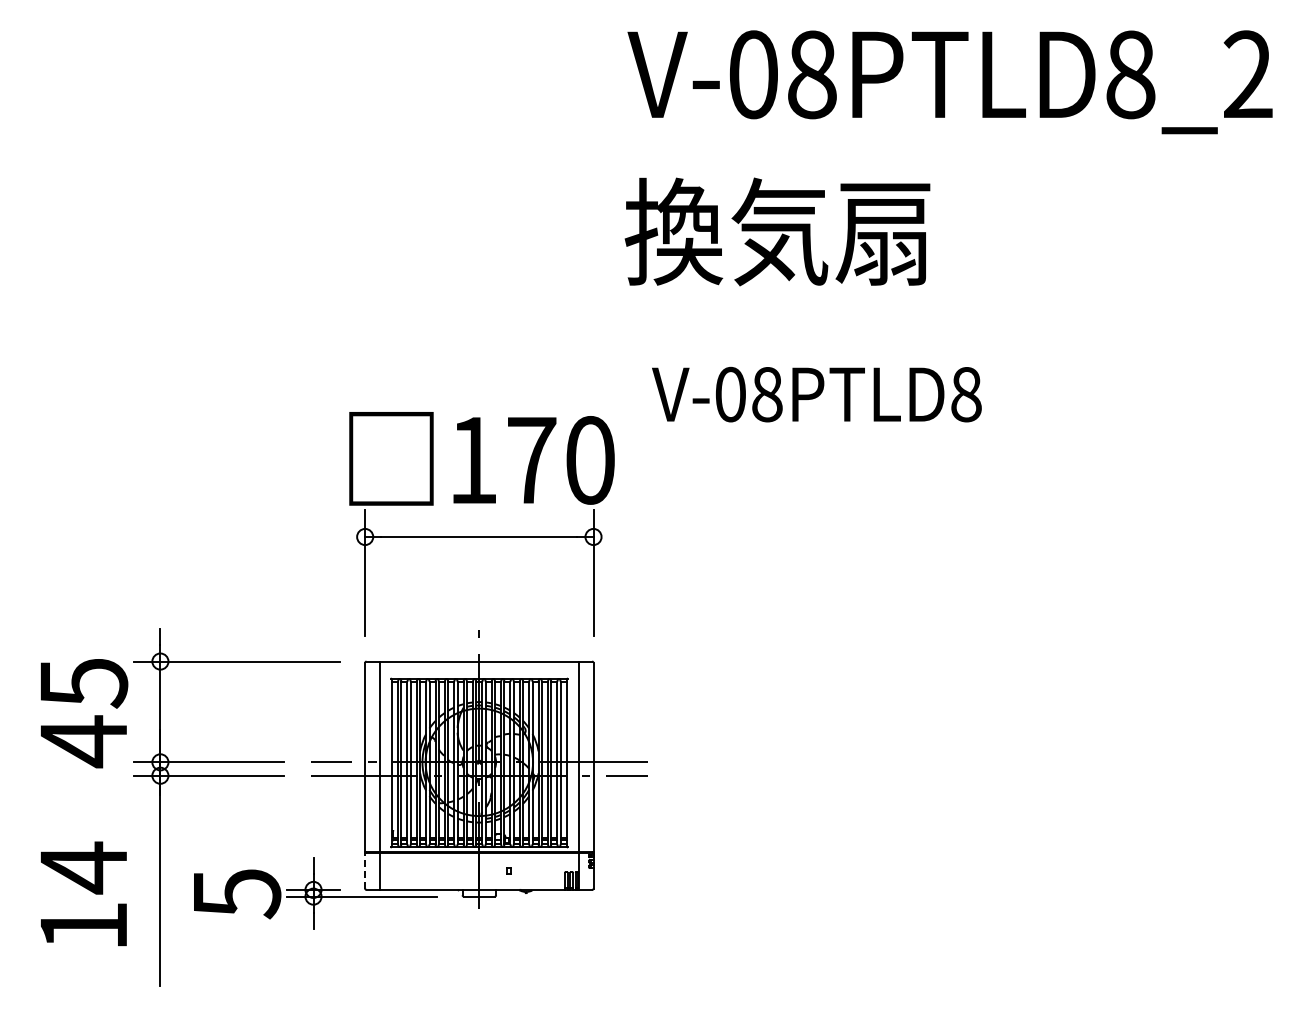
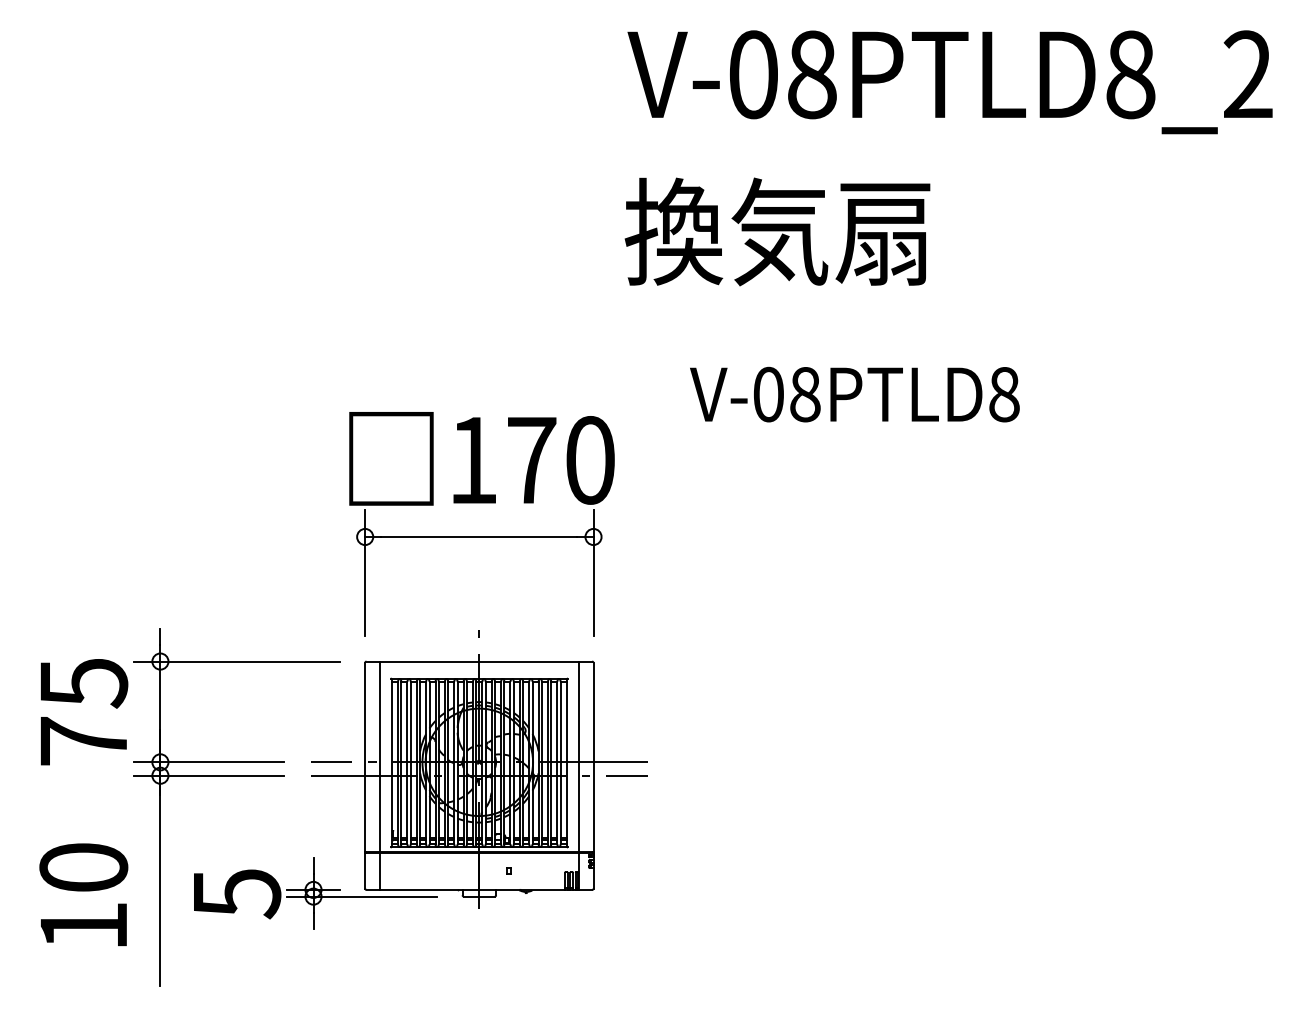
text position: (816, 394) -> (854, 394) (854, 394)
text: 45 -> 75 (83, 741)
text: 14 -> 10 (83, 867)
line: dashed -> solid (365, 870)
